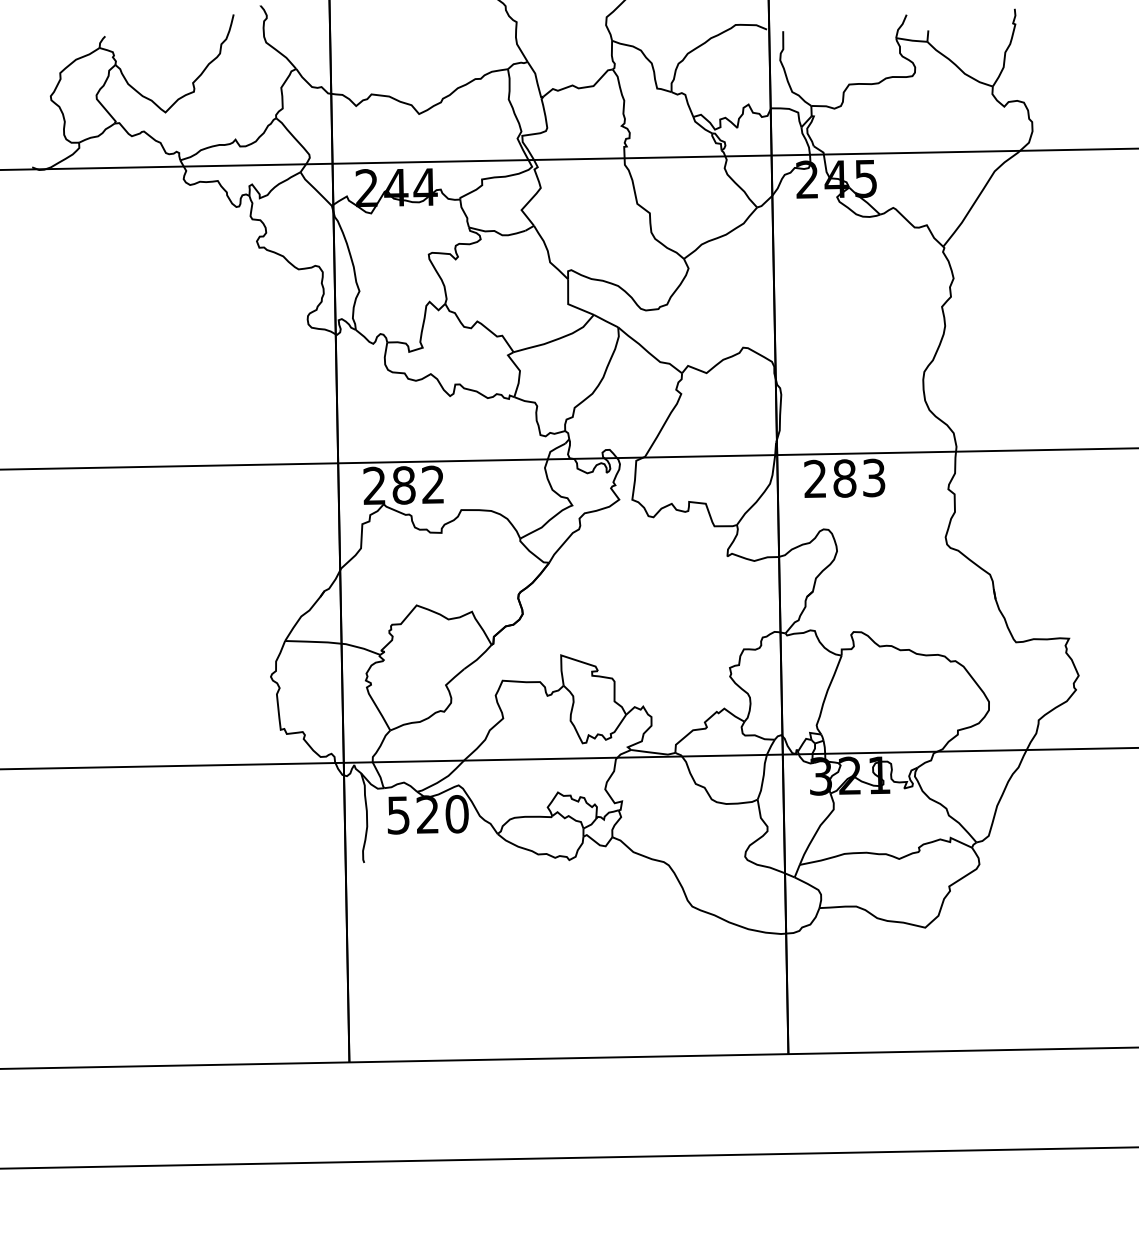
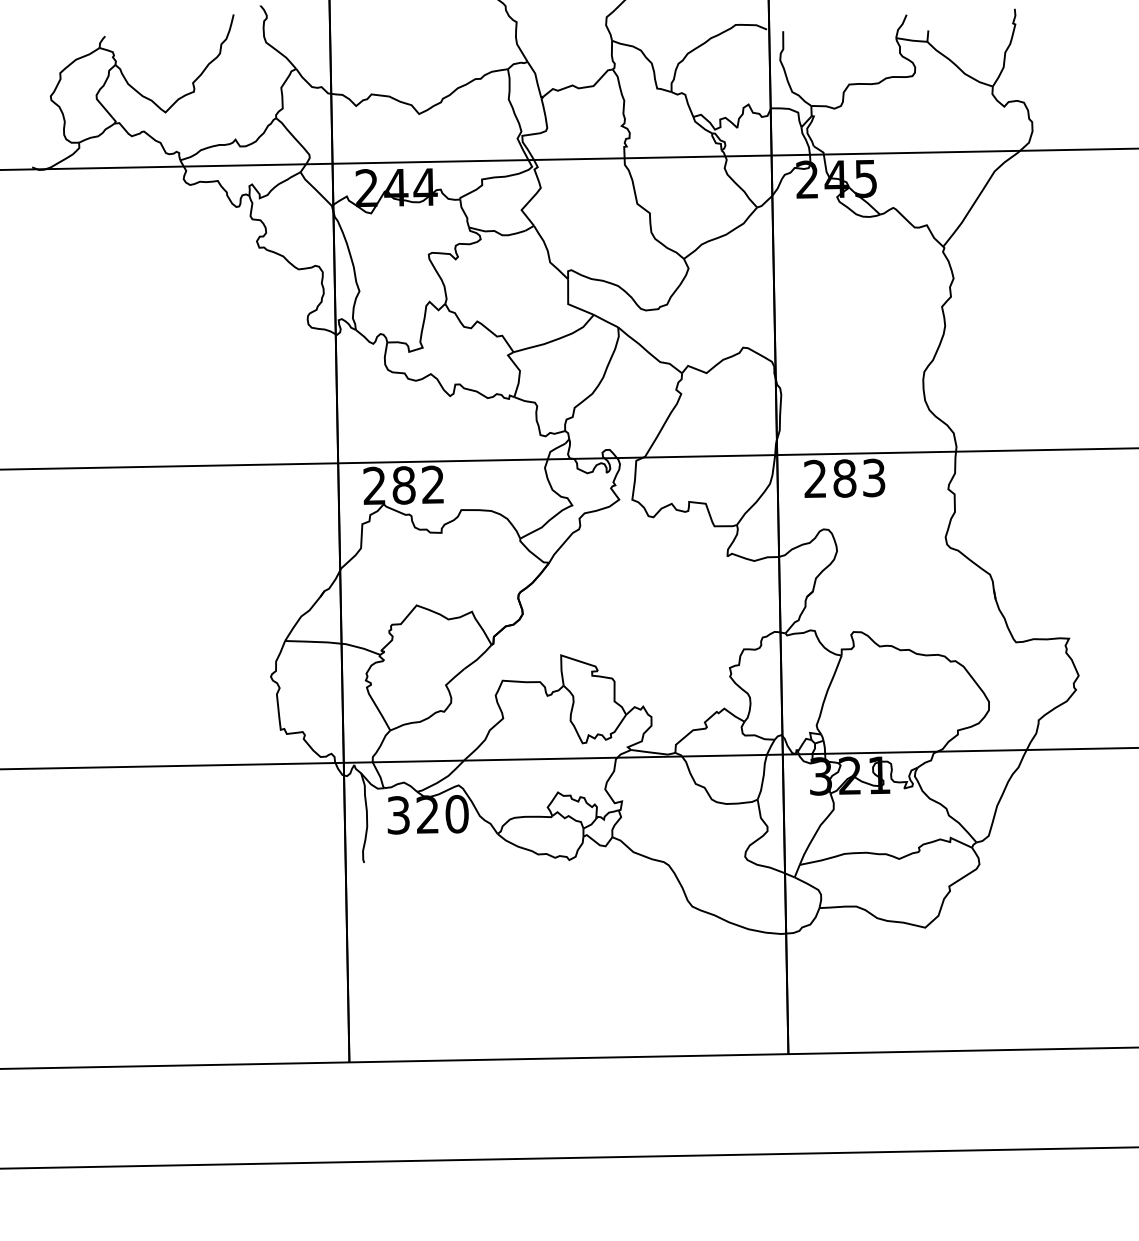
text: 520 -> 320 (398, 815)
